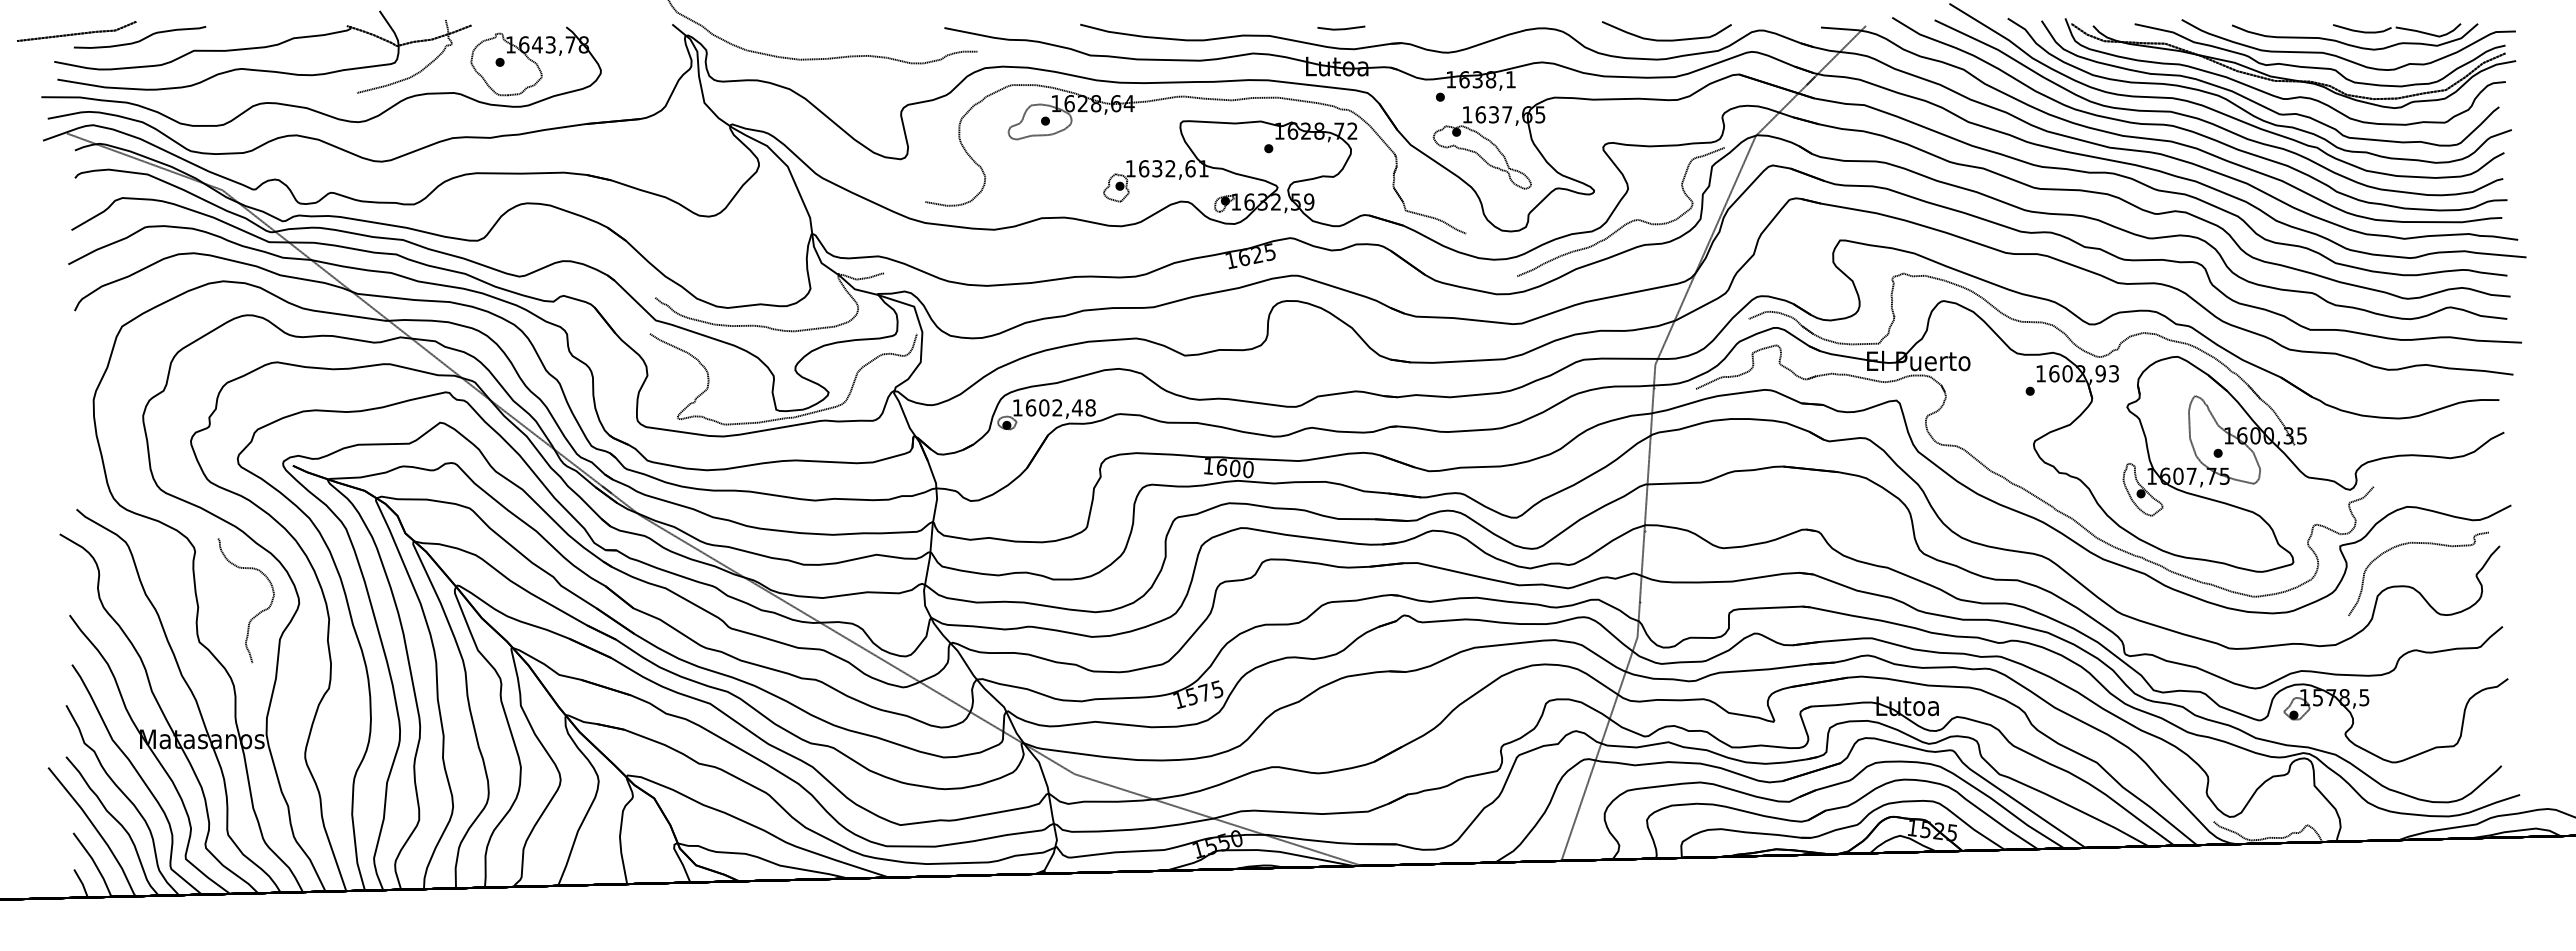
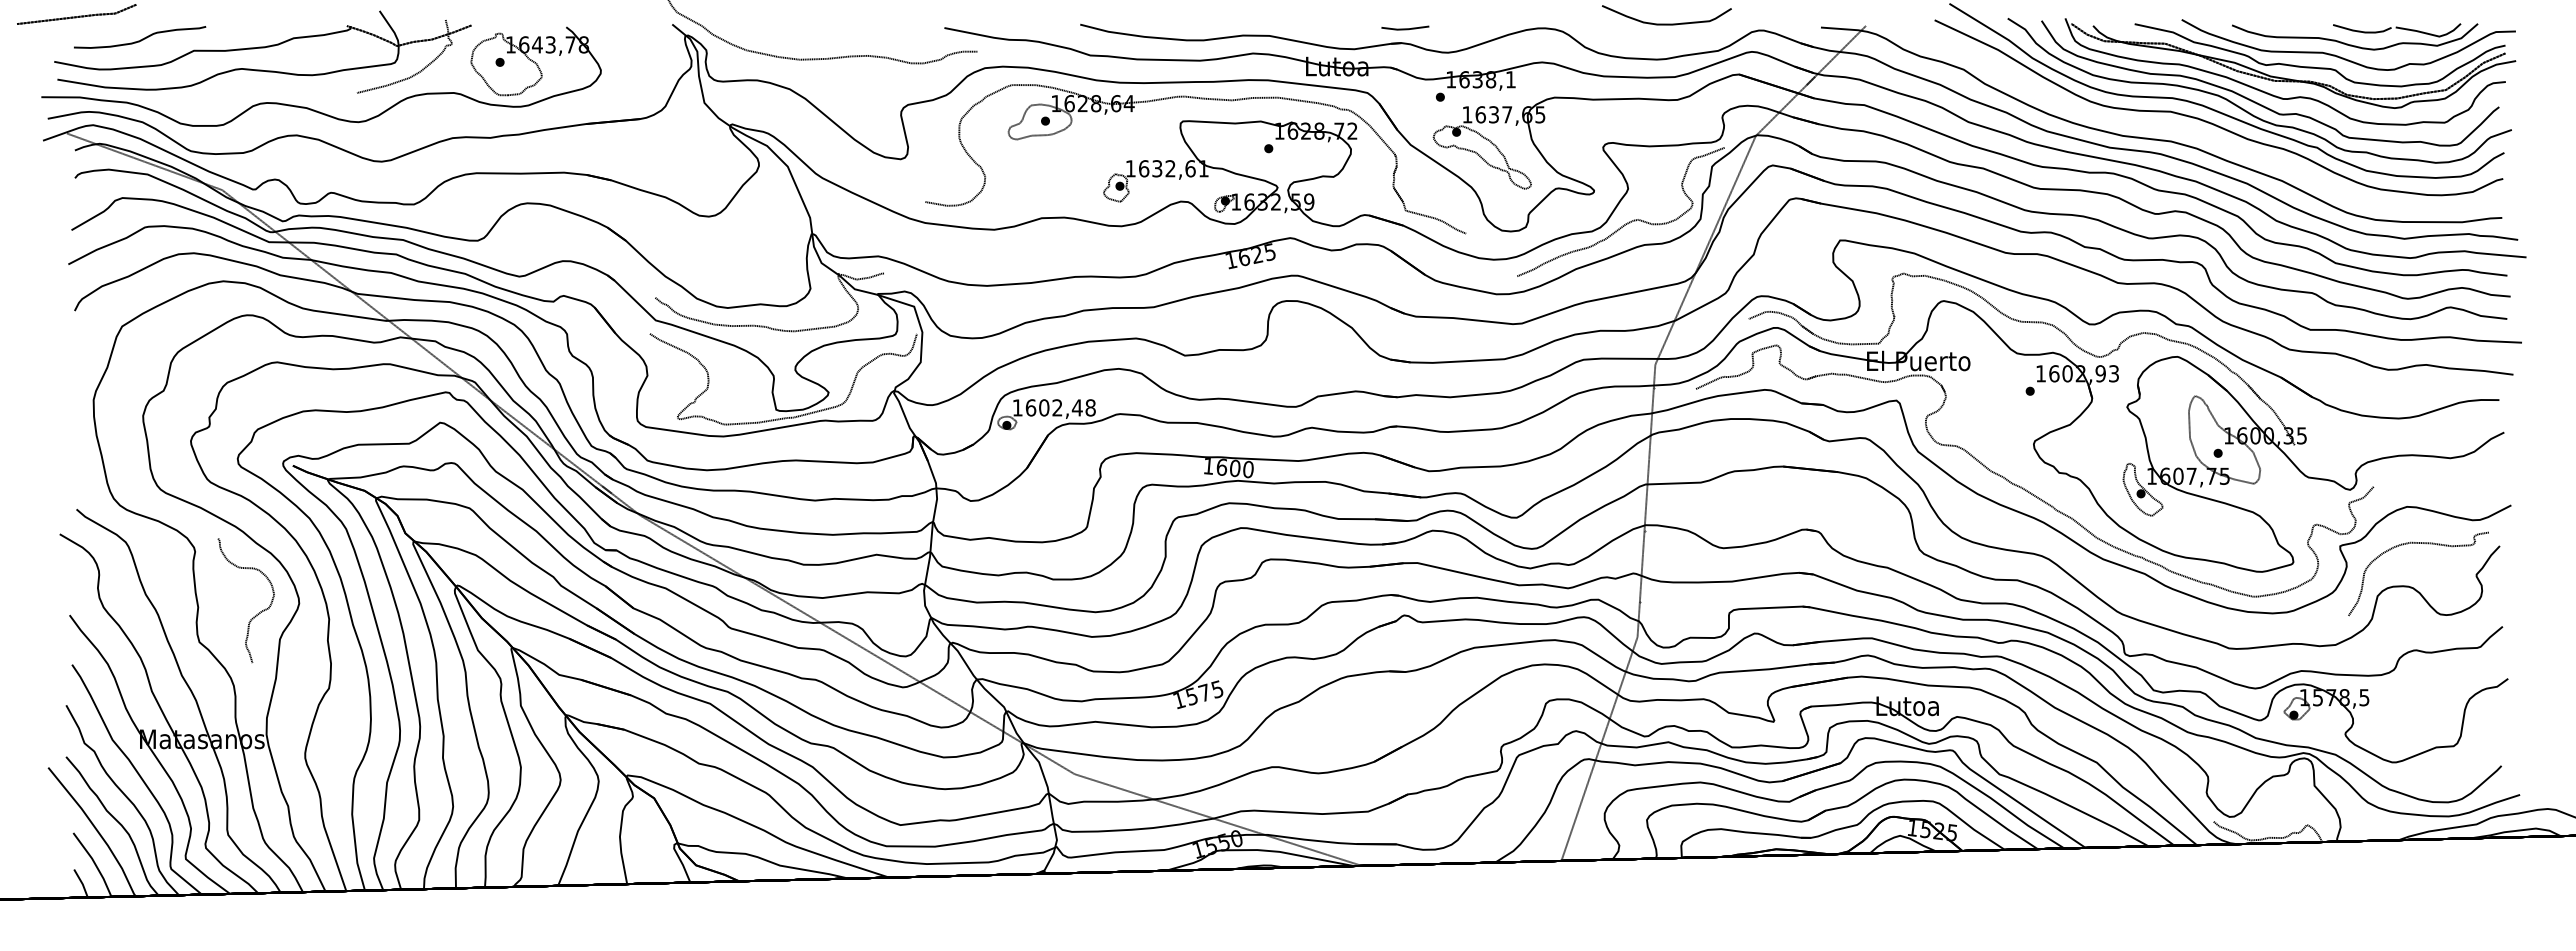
line position: (1341, 28) -> (1405, 28) (1405, 28)
part position: (76, 31) -> (76, 14) (76, 14)
curve position: (1666, 39) -> (1666, 23) (1666, 23)
curve: present -> none (2192, 130)
